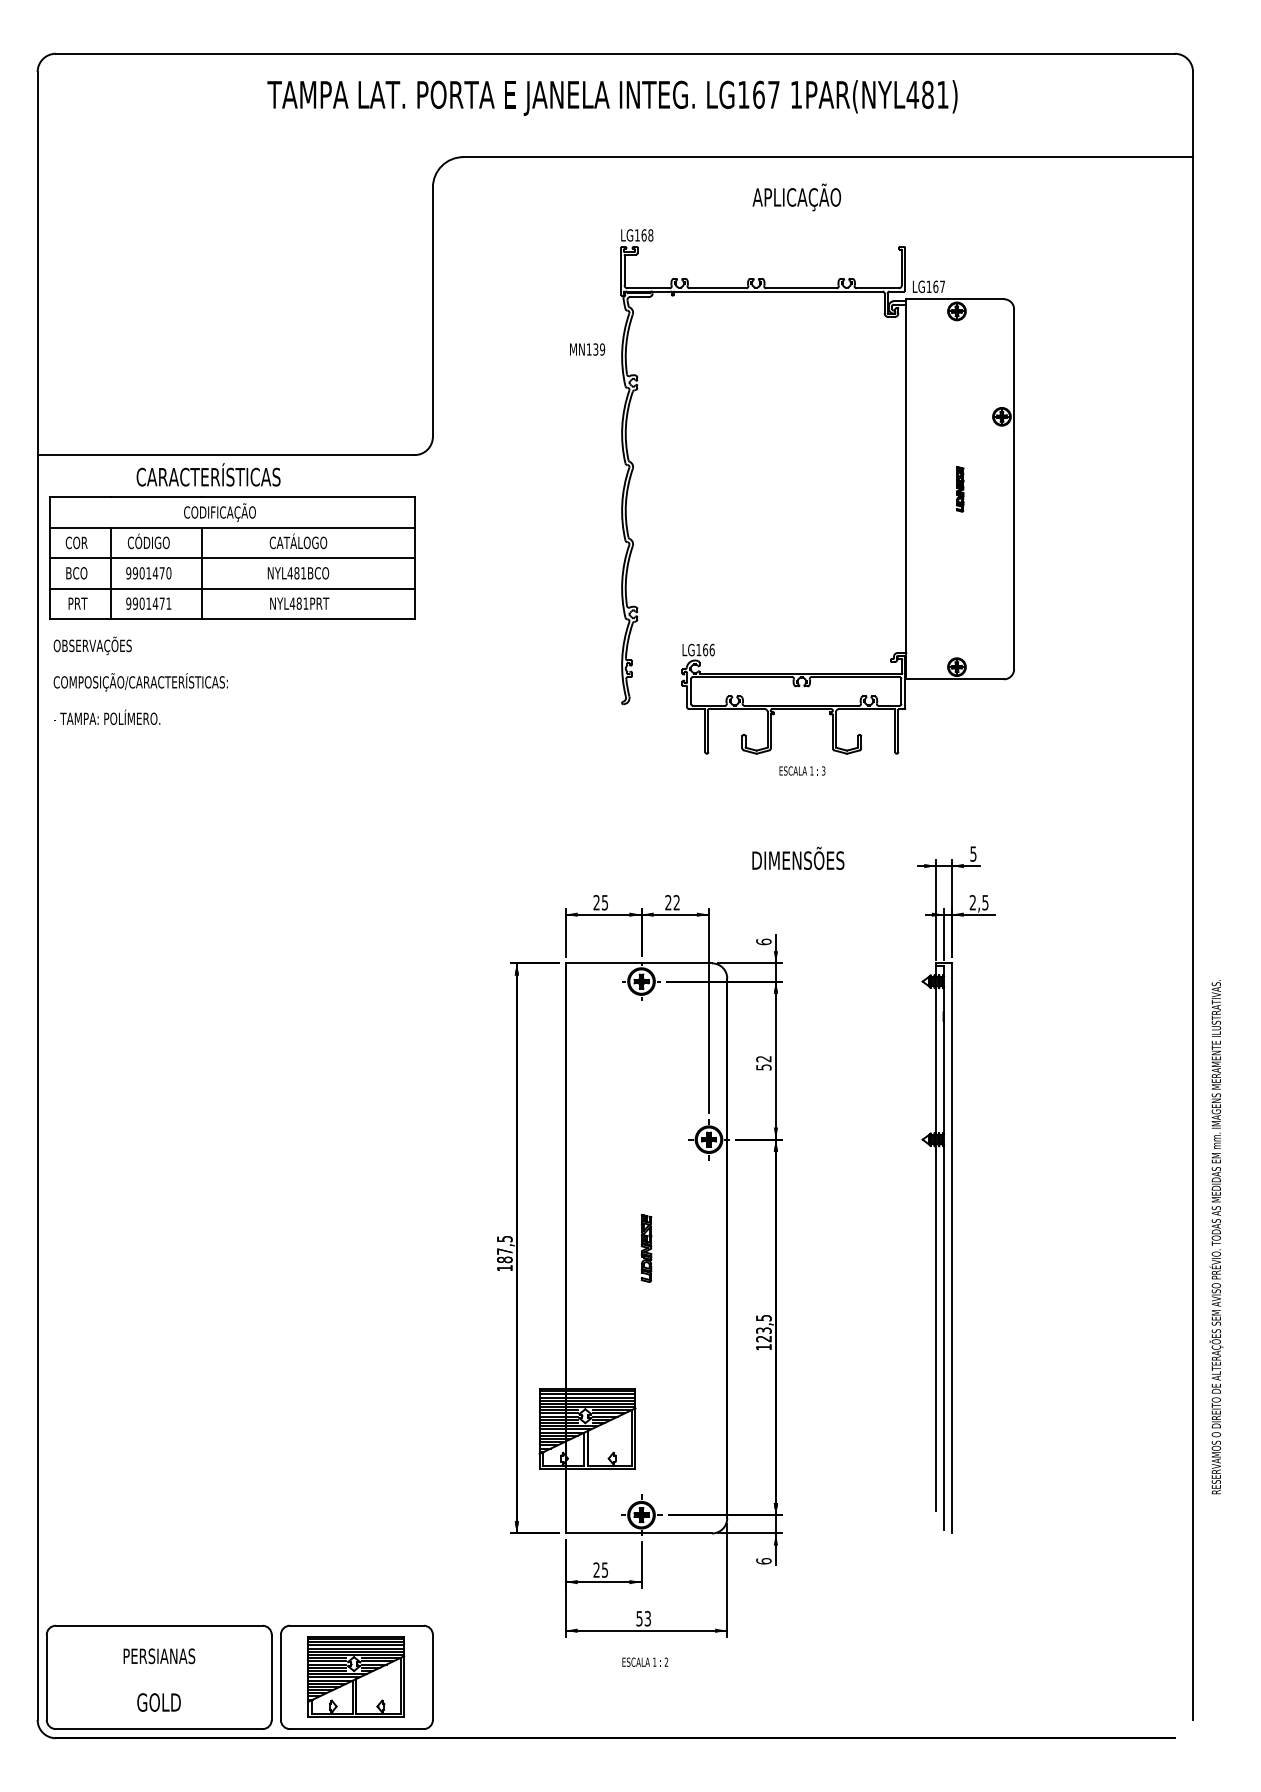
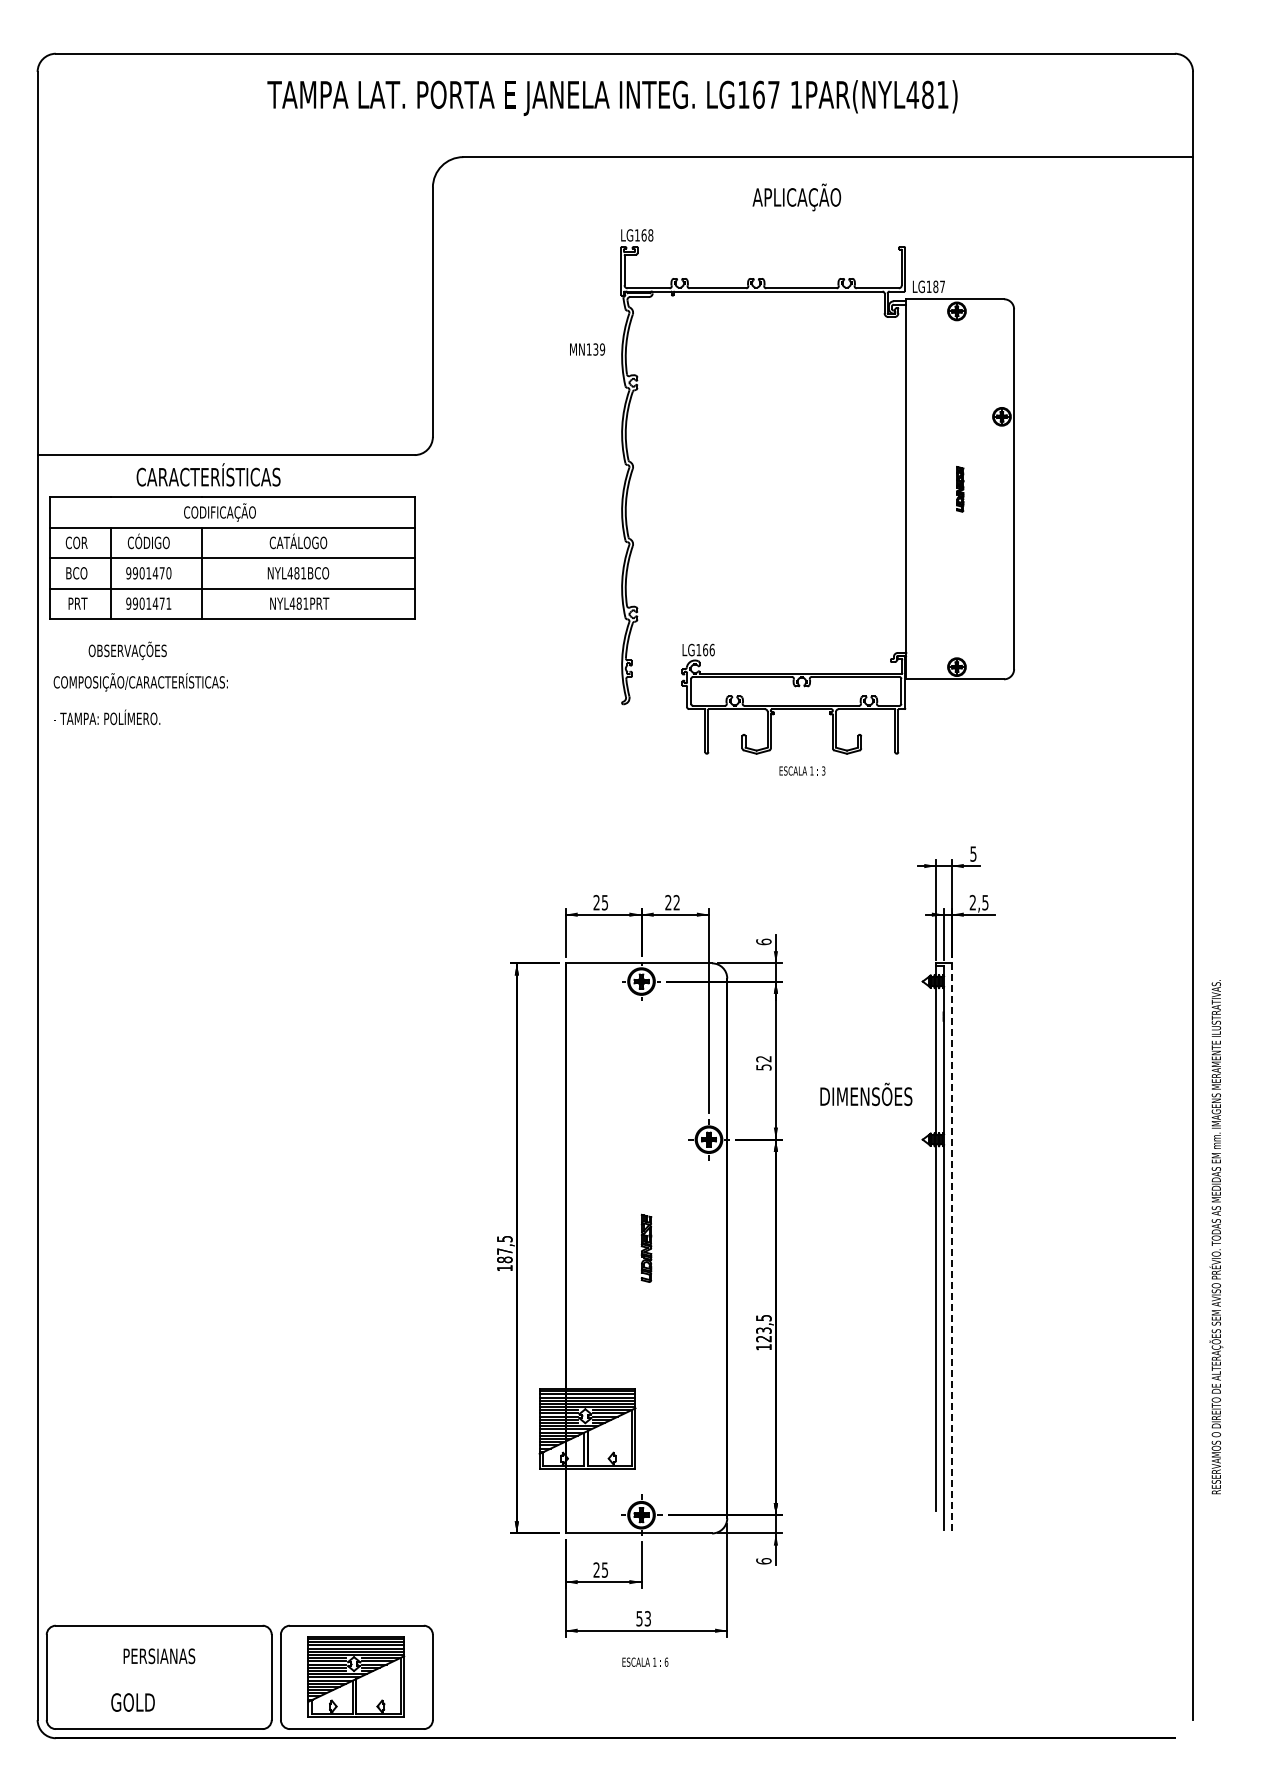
text: LG167 -> LG187 (935, 286)
text position: (92, 645) -> (127, 650) (127, 650)
text position: (798, 858) -> (866, 1094) (866, 1094)
line: solid -> dashed (951, 1248)
text: 2 -> 6 (666, 1661)
text position: (158, 1702) -> (132, 1702) (132, 1702)
